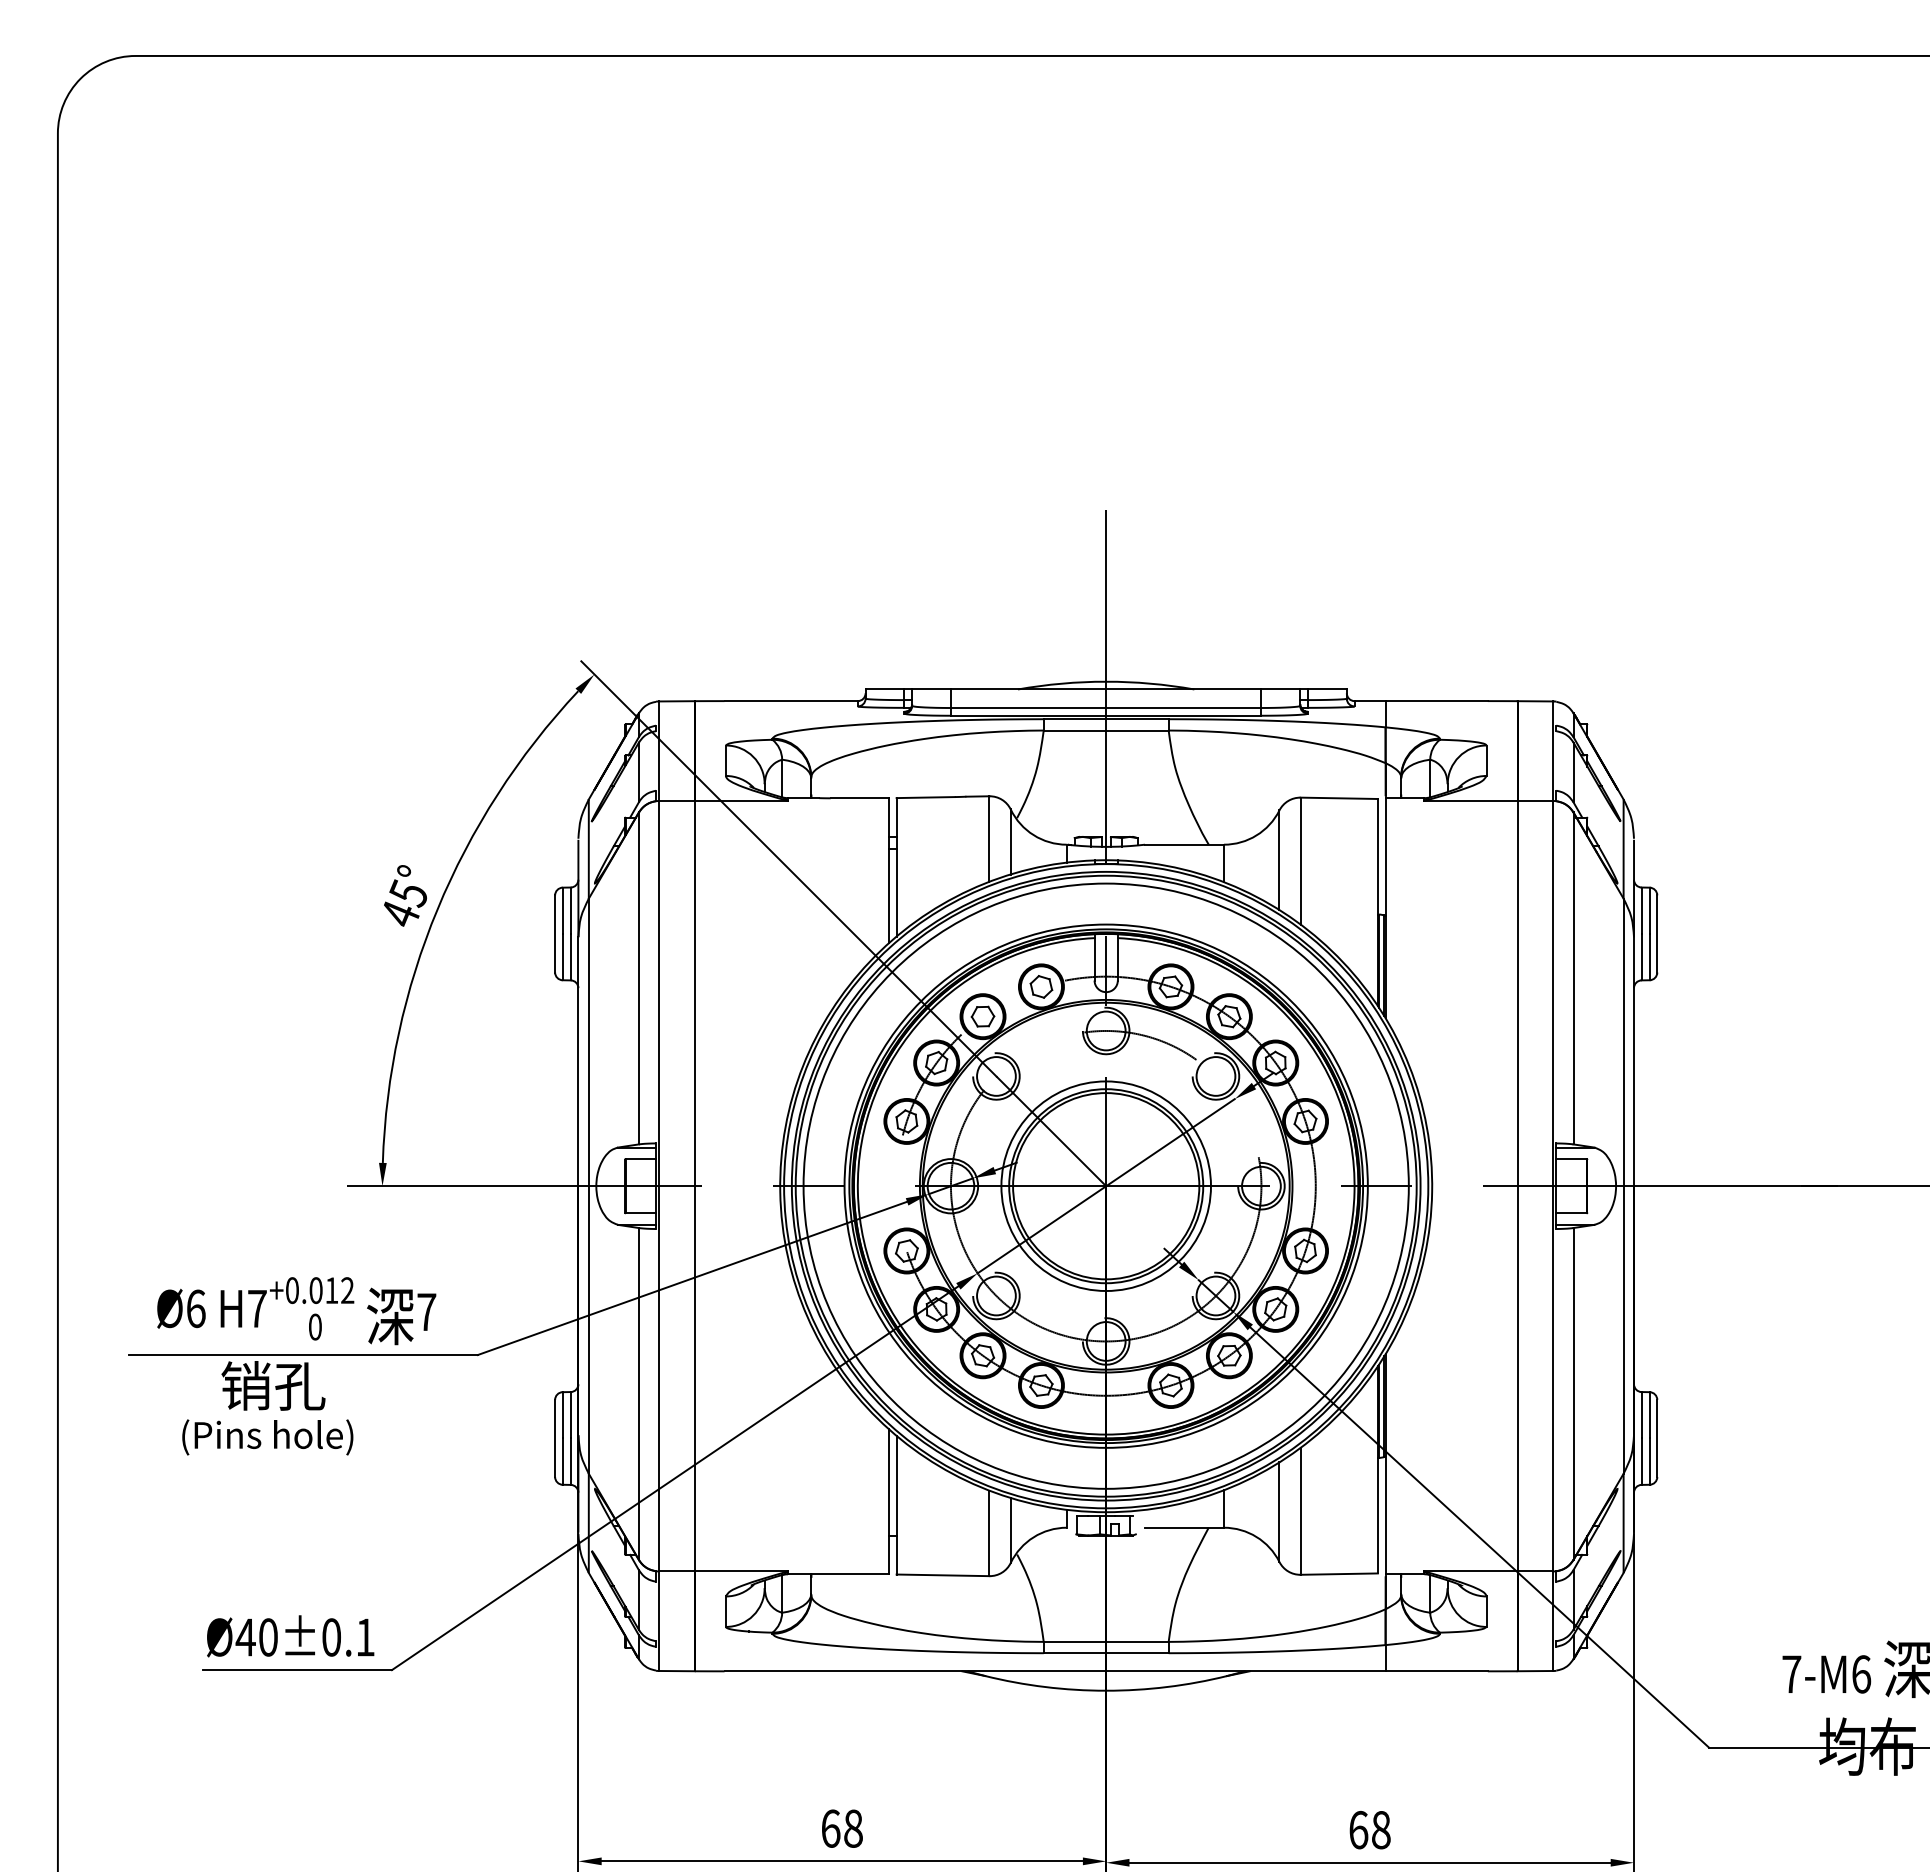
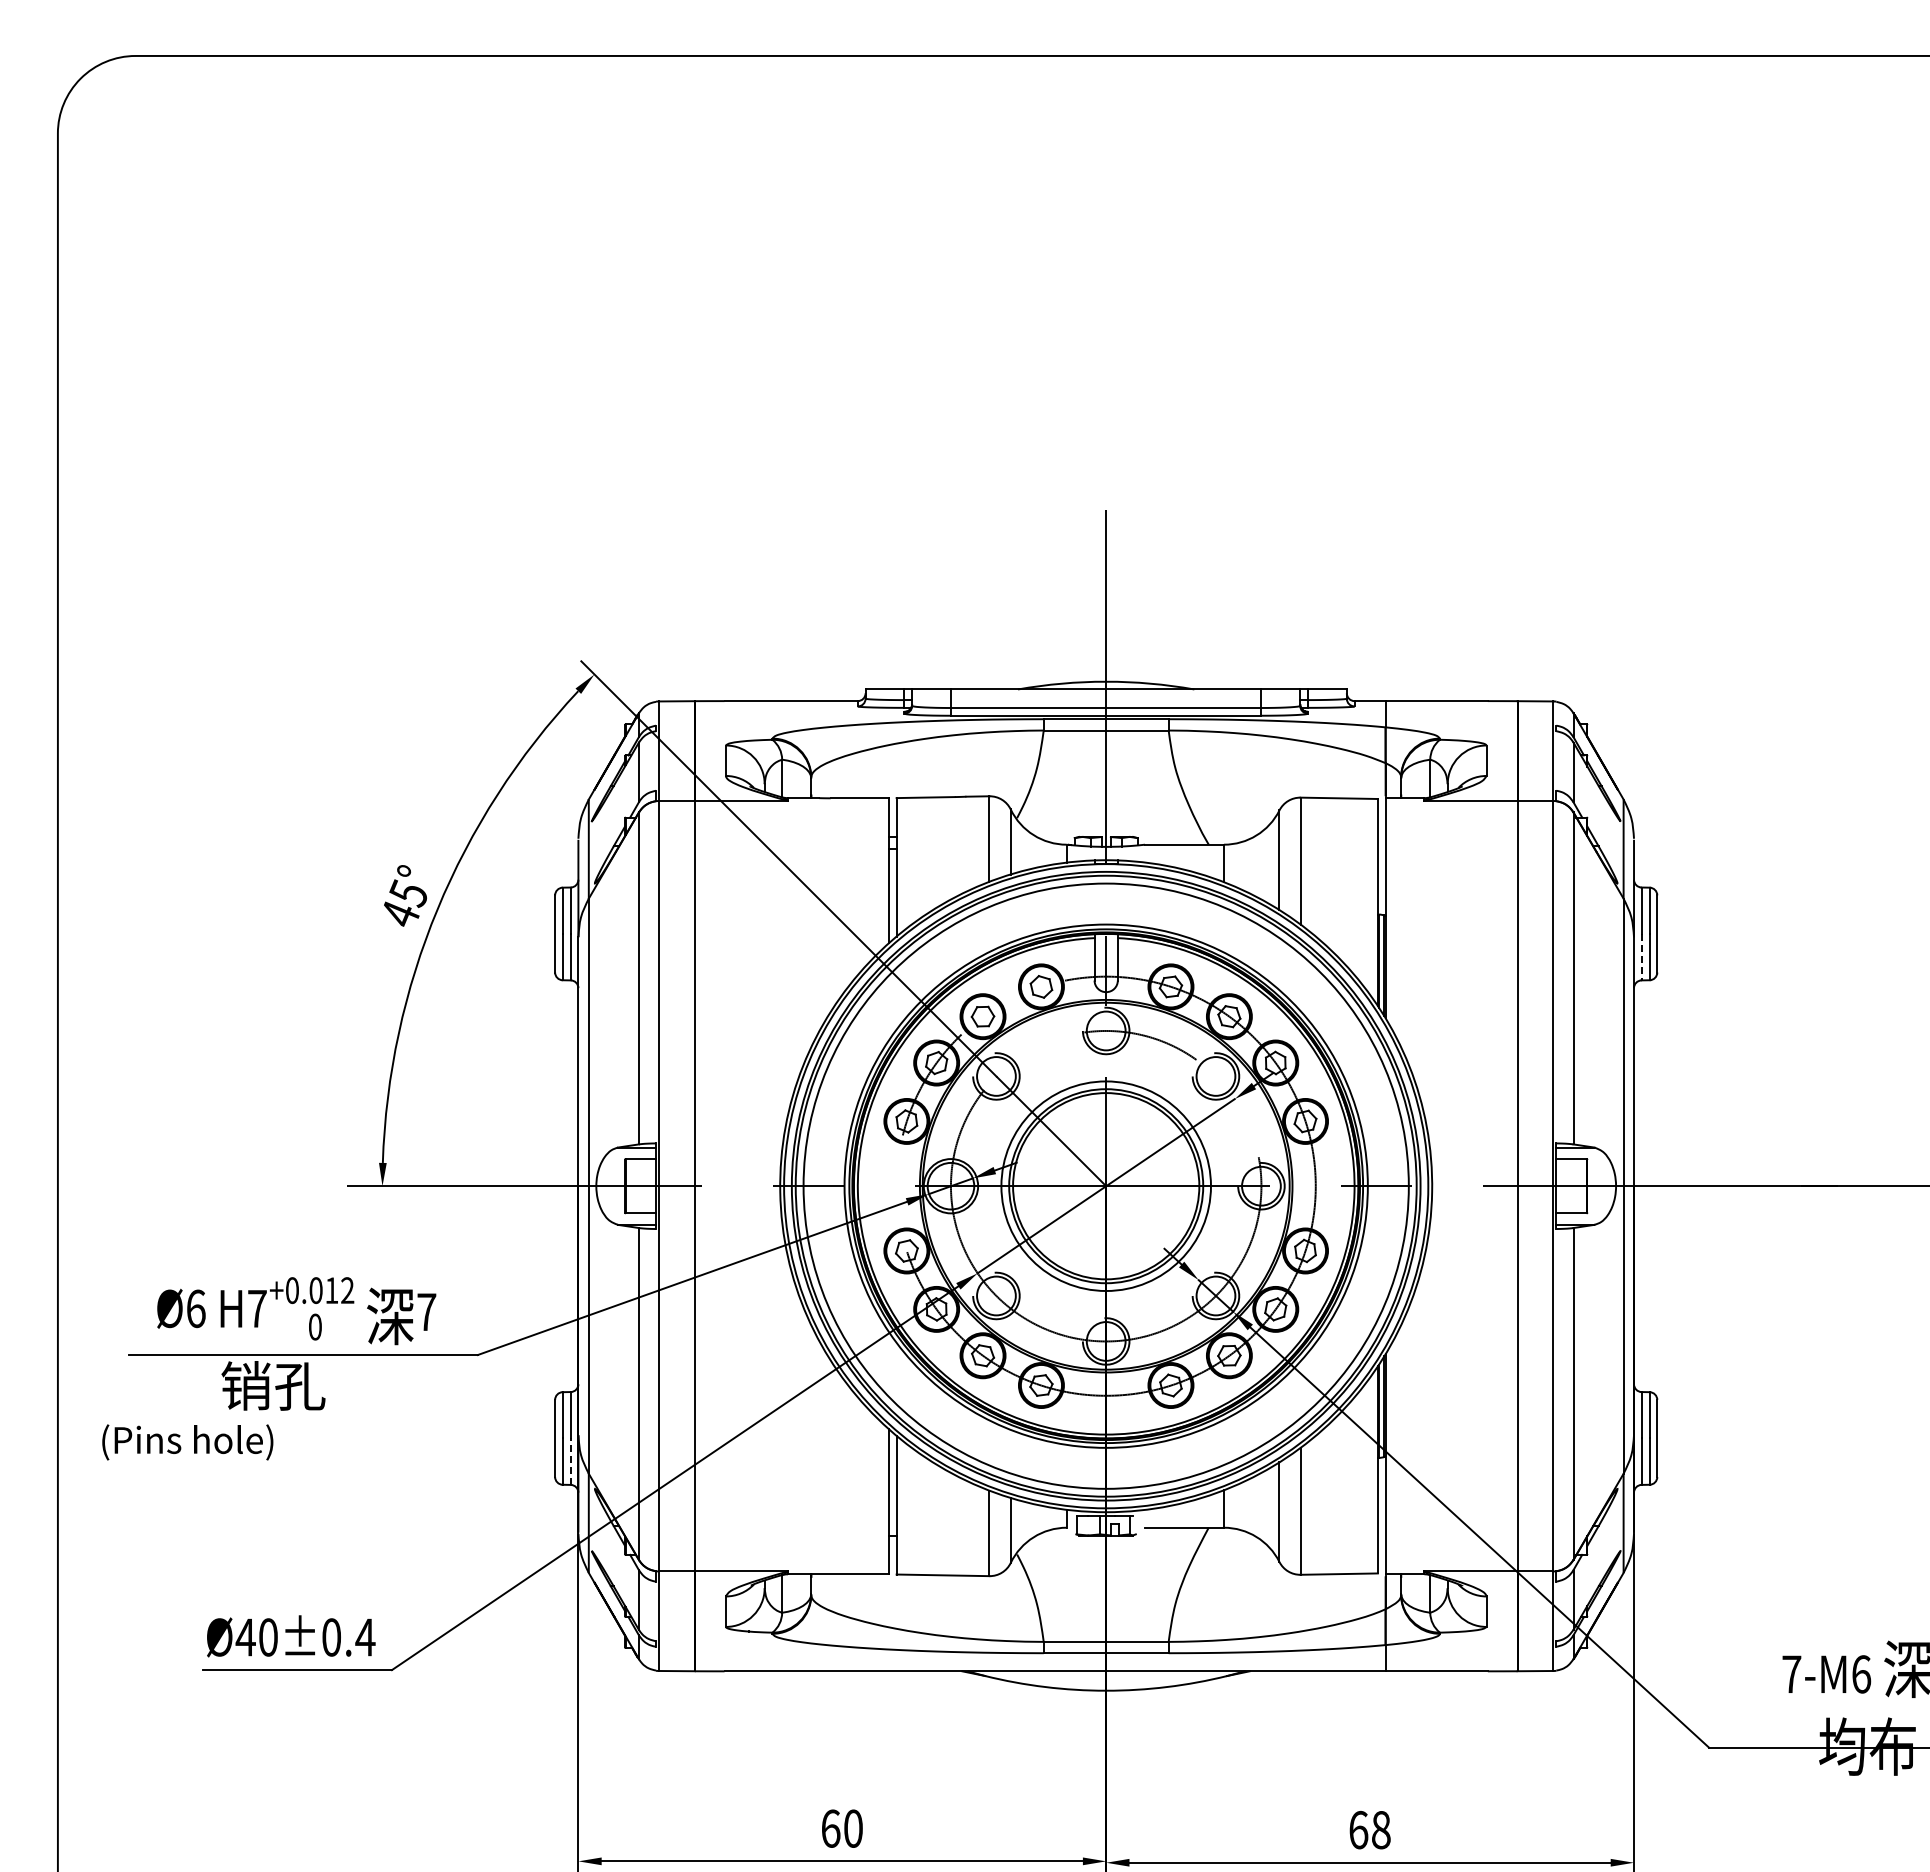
line: solid -> dashed (1641, 957)
text position: (267, 1437) -> (187, 1442) (187, 1442)
line: solid -> dashed (570, 1461)
text: Ø40±0.1 -> Ø40±0.4 (365, 1637)
text: 68 -> 60 (853, 1828)
